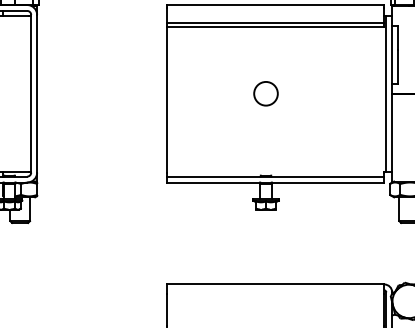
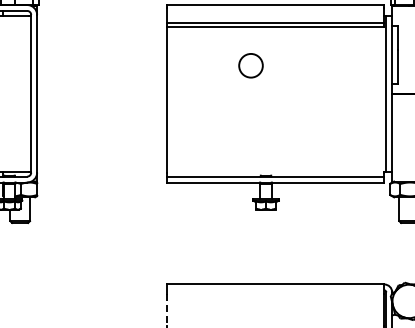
circle position: (265, 93) -> (250, 65) (250, 65)
line: solid -> dashed (167, 310)
